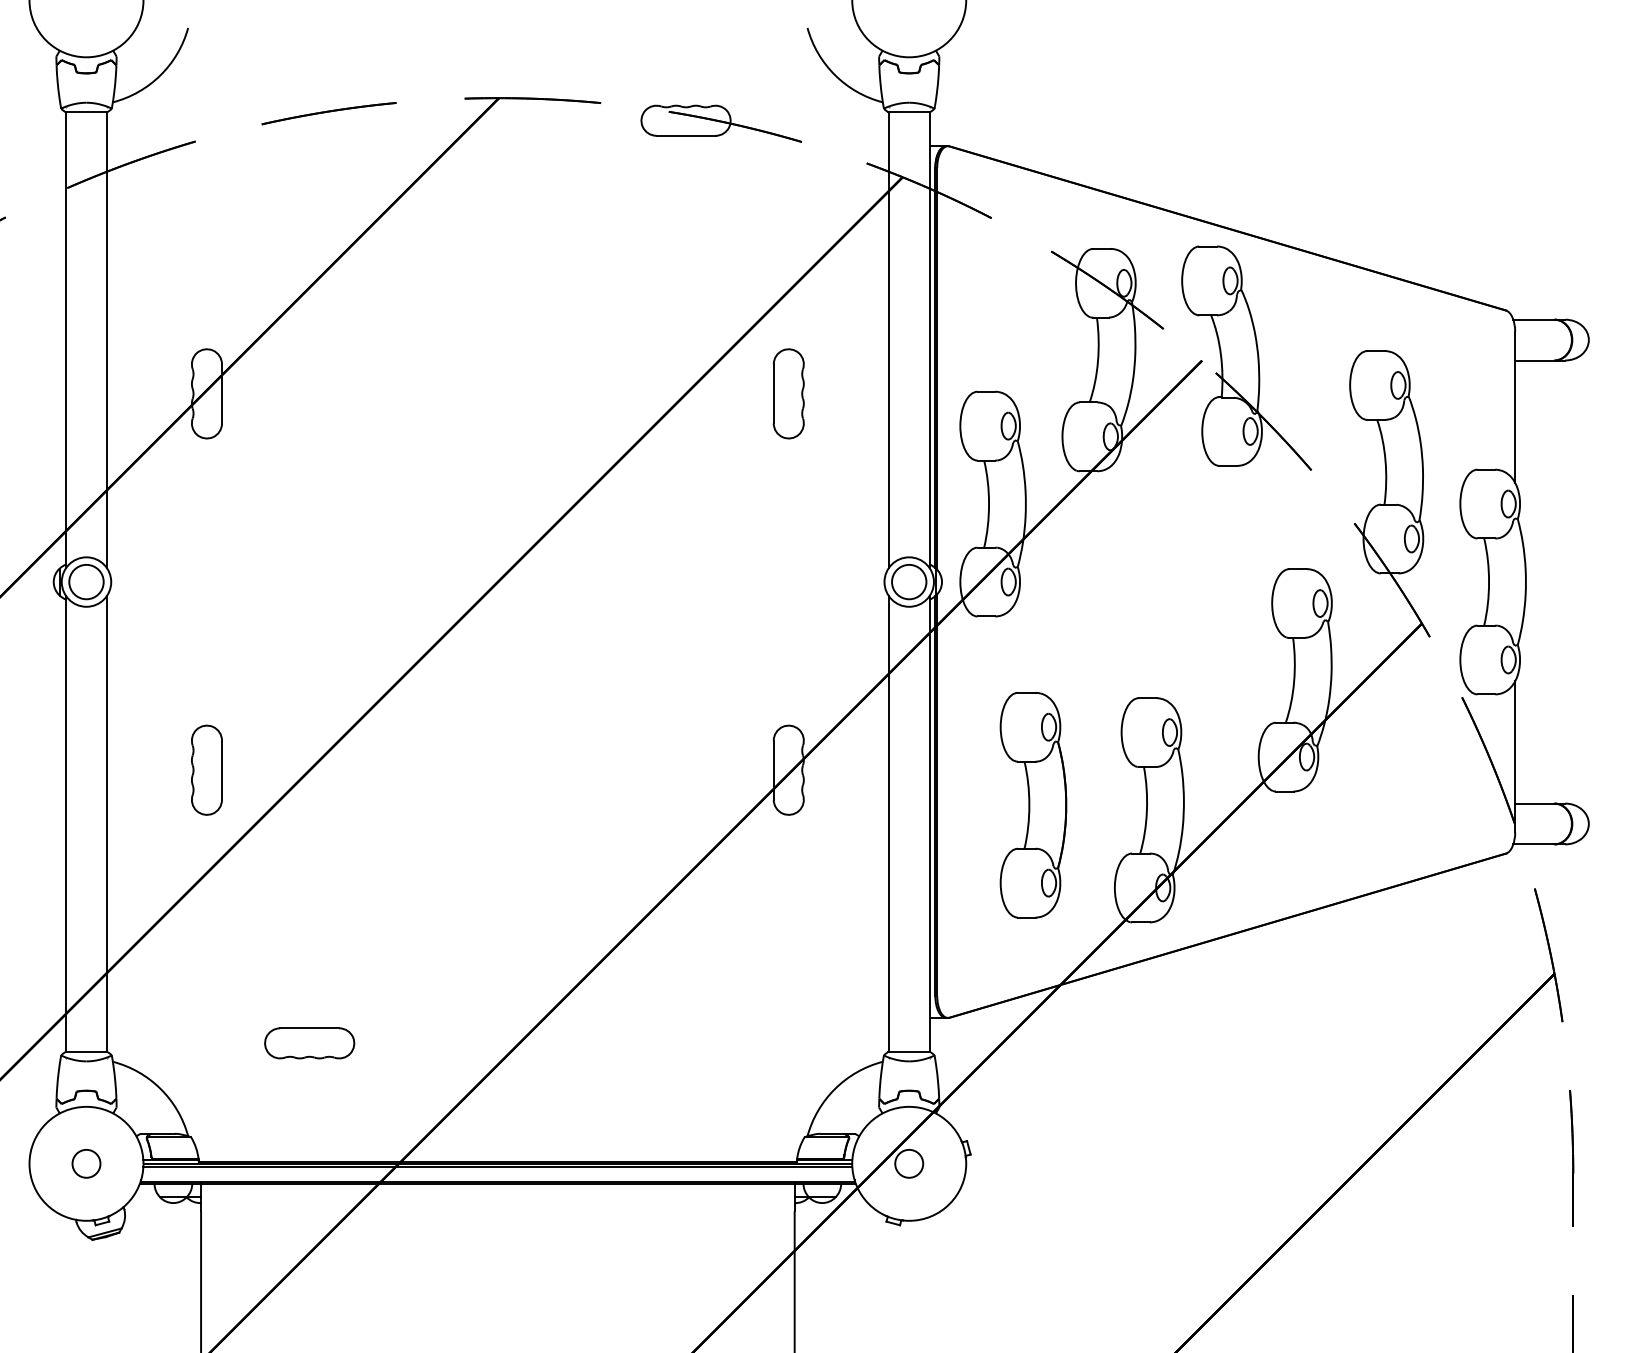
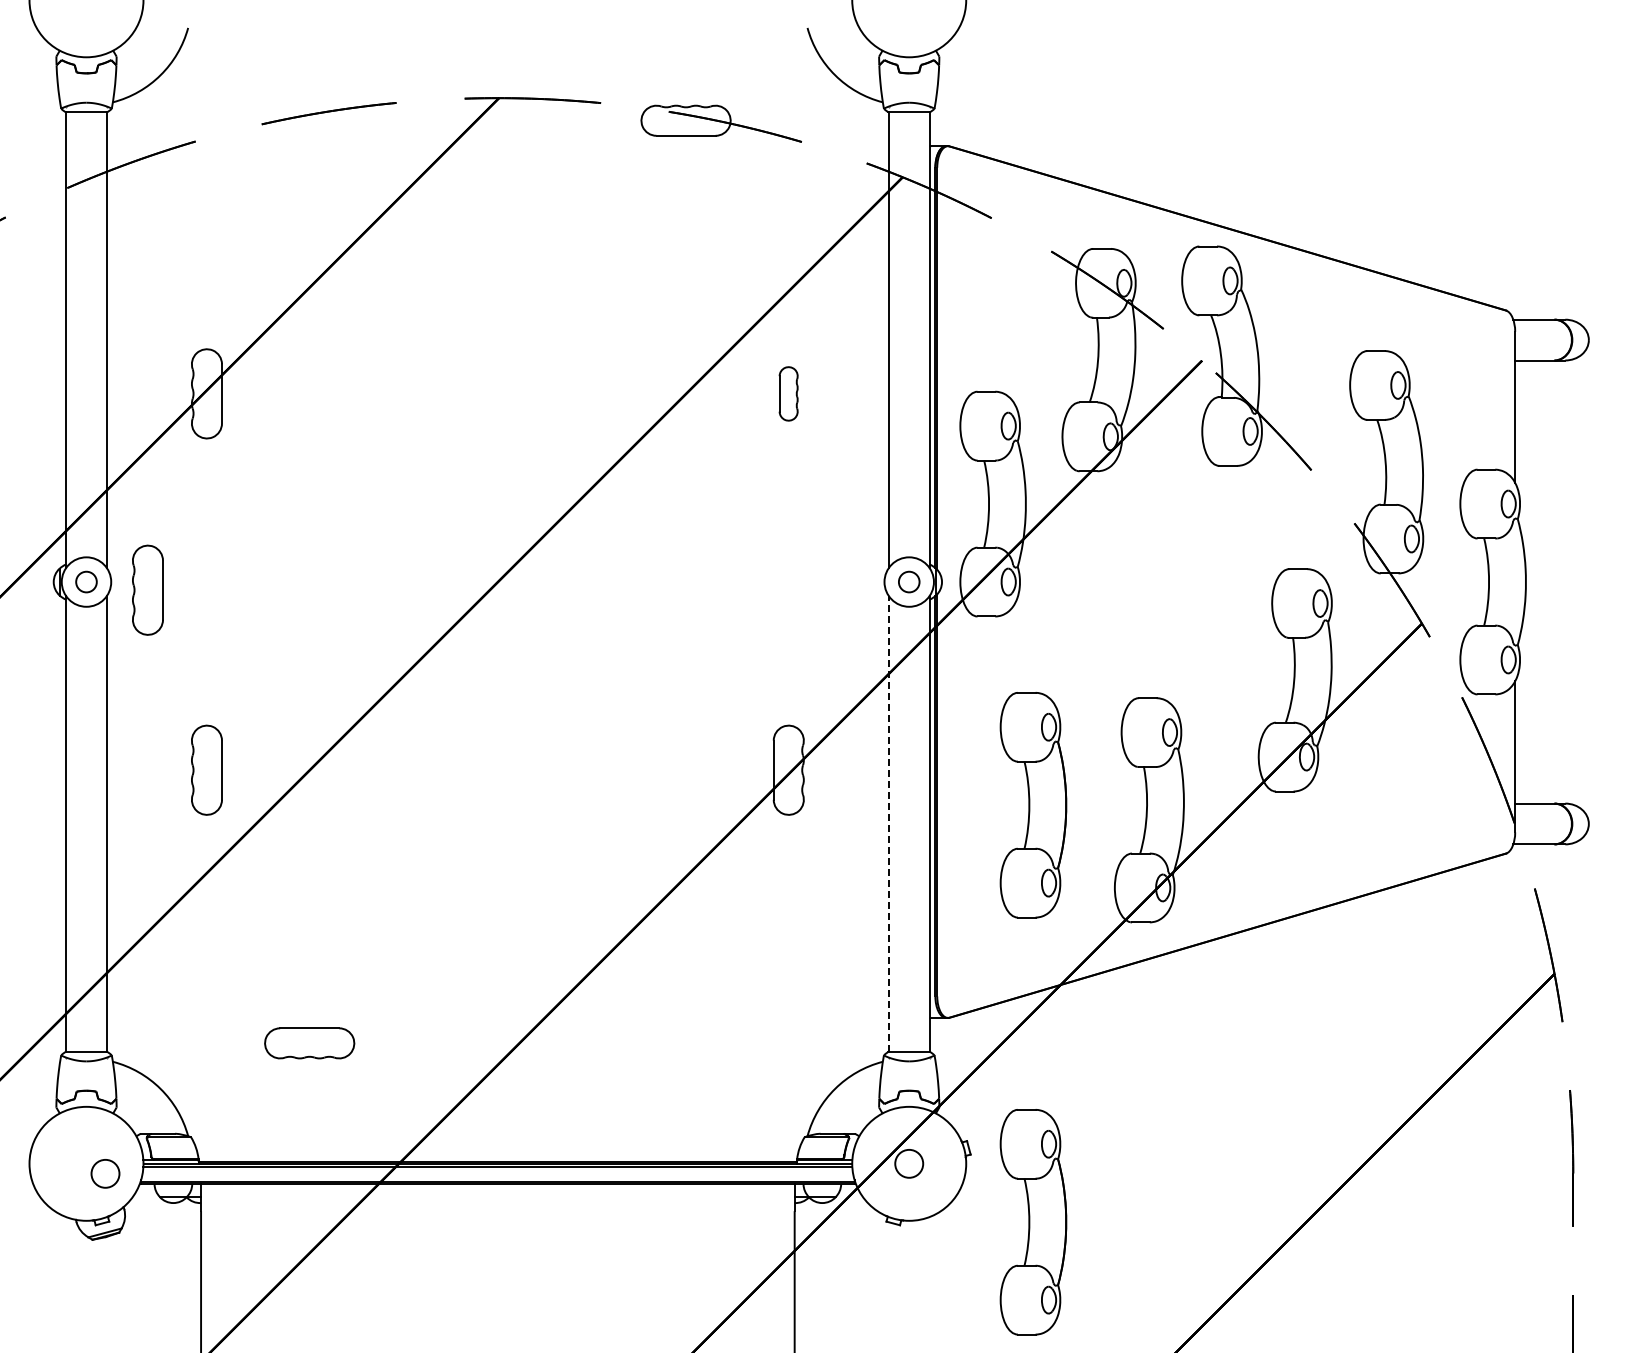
part size: 33x92 px -> 21x56 px (788, 393)
circle diameter: 34 px -> 21 px (86, 581)
circle diameter: 34 px -> 21 px (908, 581)
part: none -> present (147, 589)
line: solid -> dashed (888, 824)
circle position: (86, 1163) -> (105, 1173) (105, 1173)
part: none -> present (1033, 1222)
